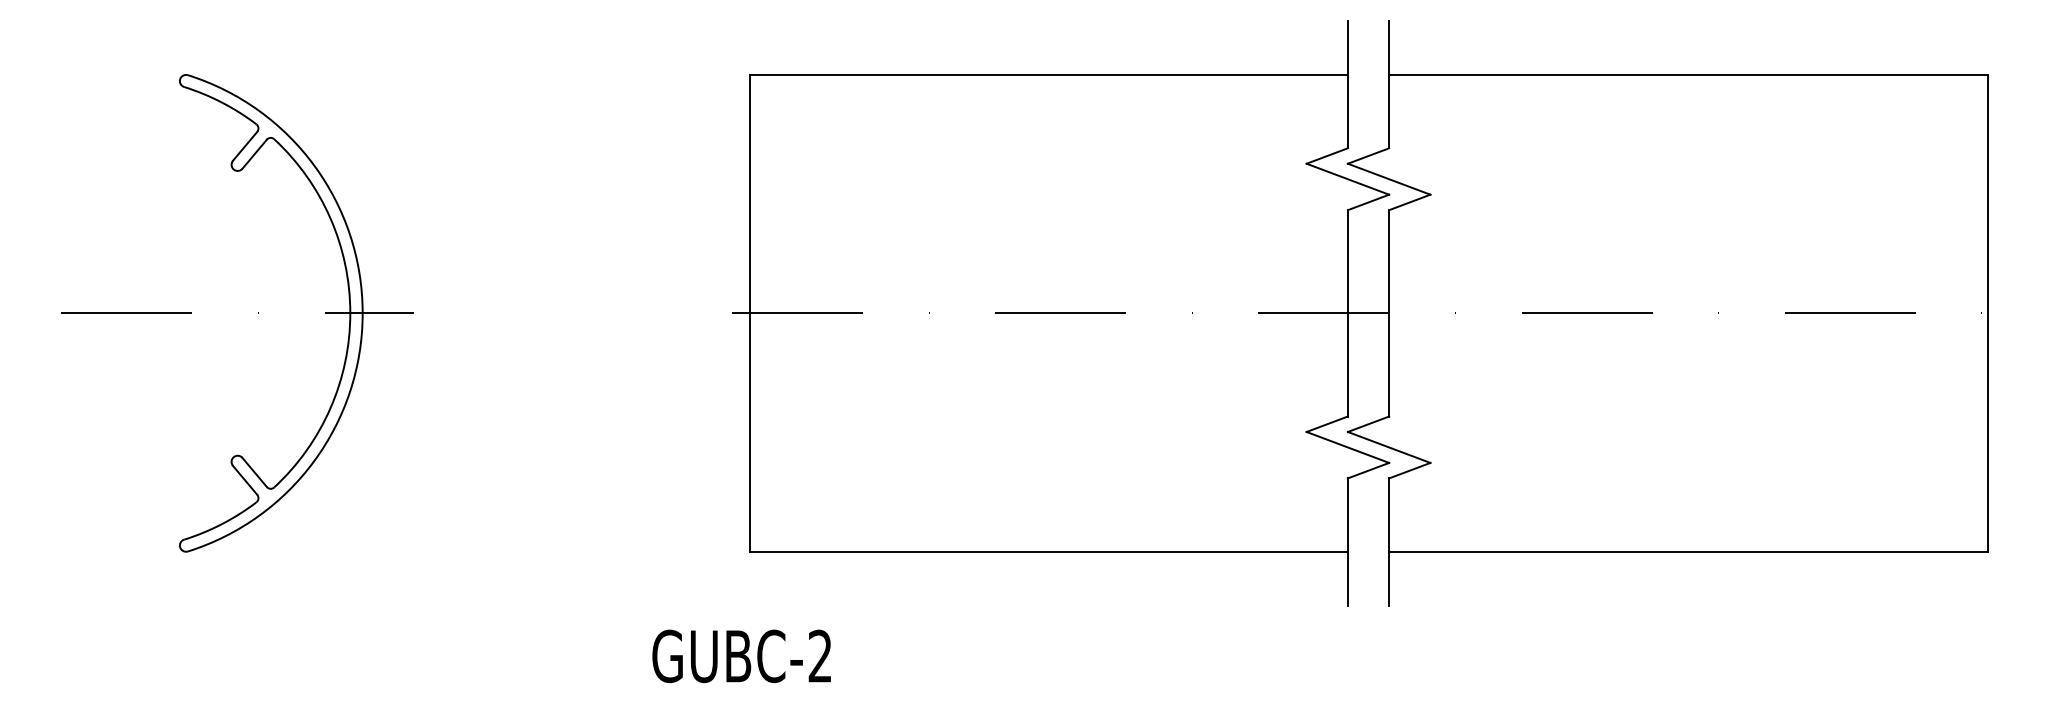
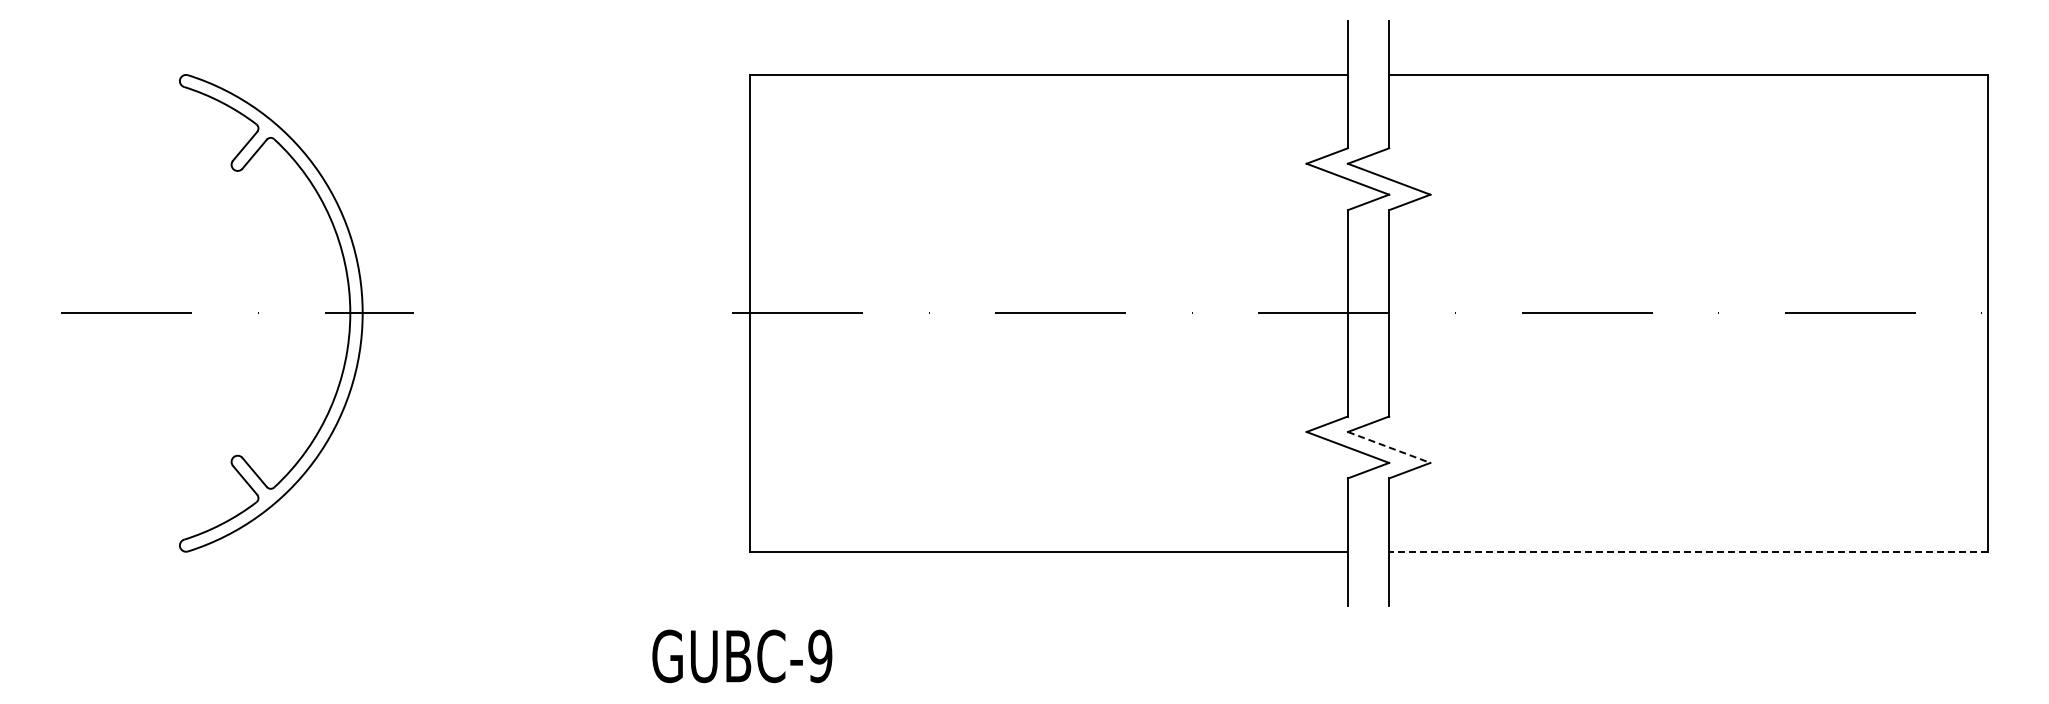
line: solid -> dashed (1389, 447)
line: solid -> dashed (1687, 551)
text: GUBC-2 -> GUBC-9 (820, 656)
